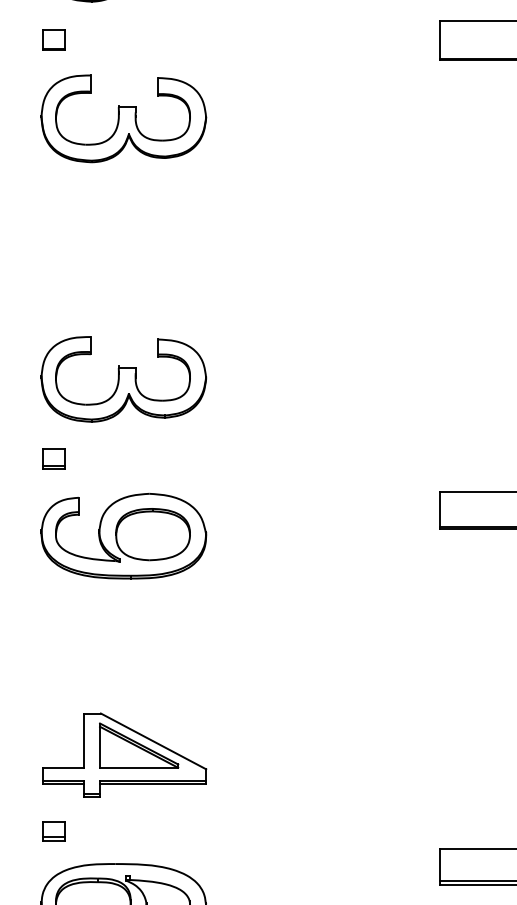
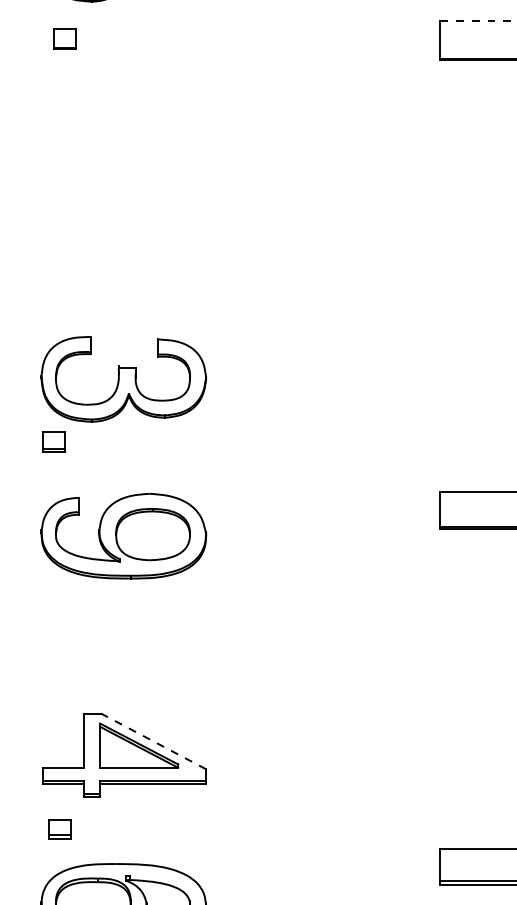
line: solid -> dashed (478, 21)
part position: (53, 39) -> (64, 38) (64, 38)
part: present -> none (123, 118)
part position: (53, 458) -> (53, 441) (53, 441)
line: solid -> dashed (153, 741)
part position: (53, 831) -> (59, 829) (59, 829)
